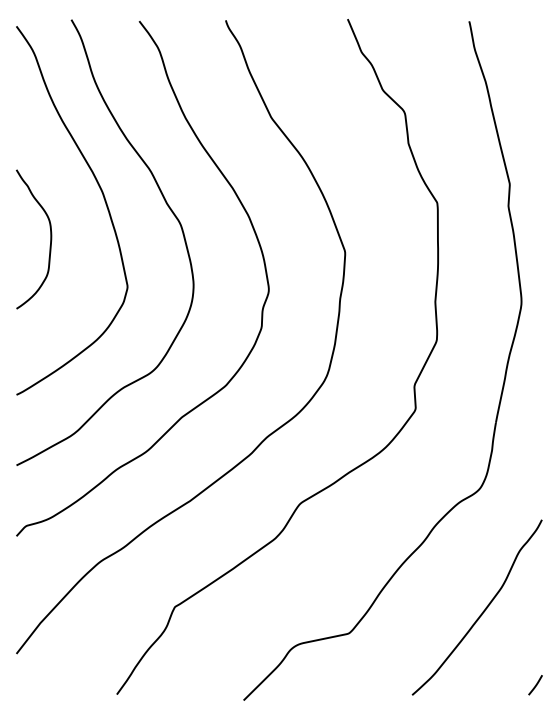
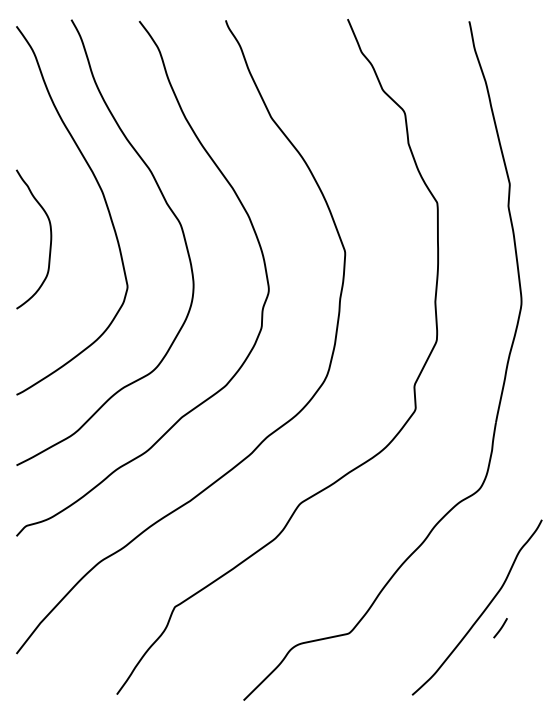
line position: (535, 685) -> (500, 628) (500, 628)
